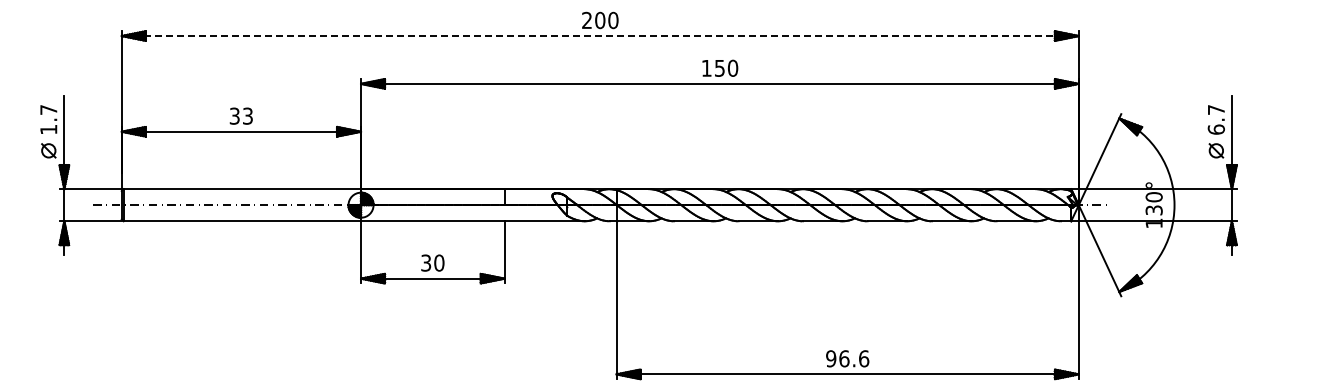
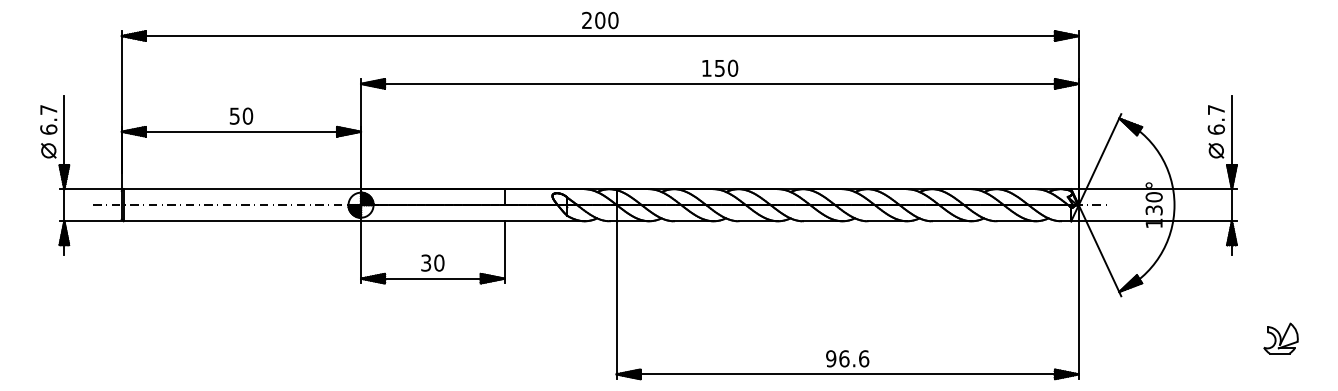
line: dashed -> solid (600, 36)
text: 33 -> 50 (241, 115)
text: 1.7 -> 6.7 (48, 129)
part: none -> present (1280, 338)
